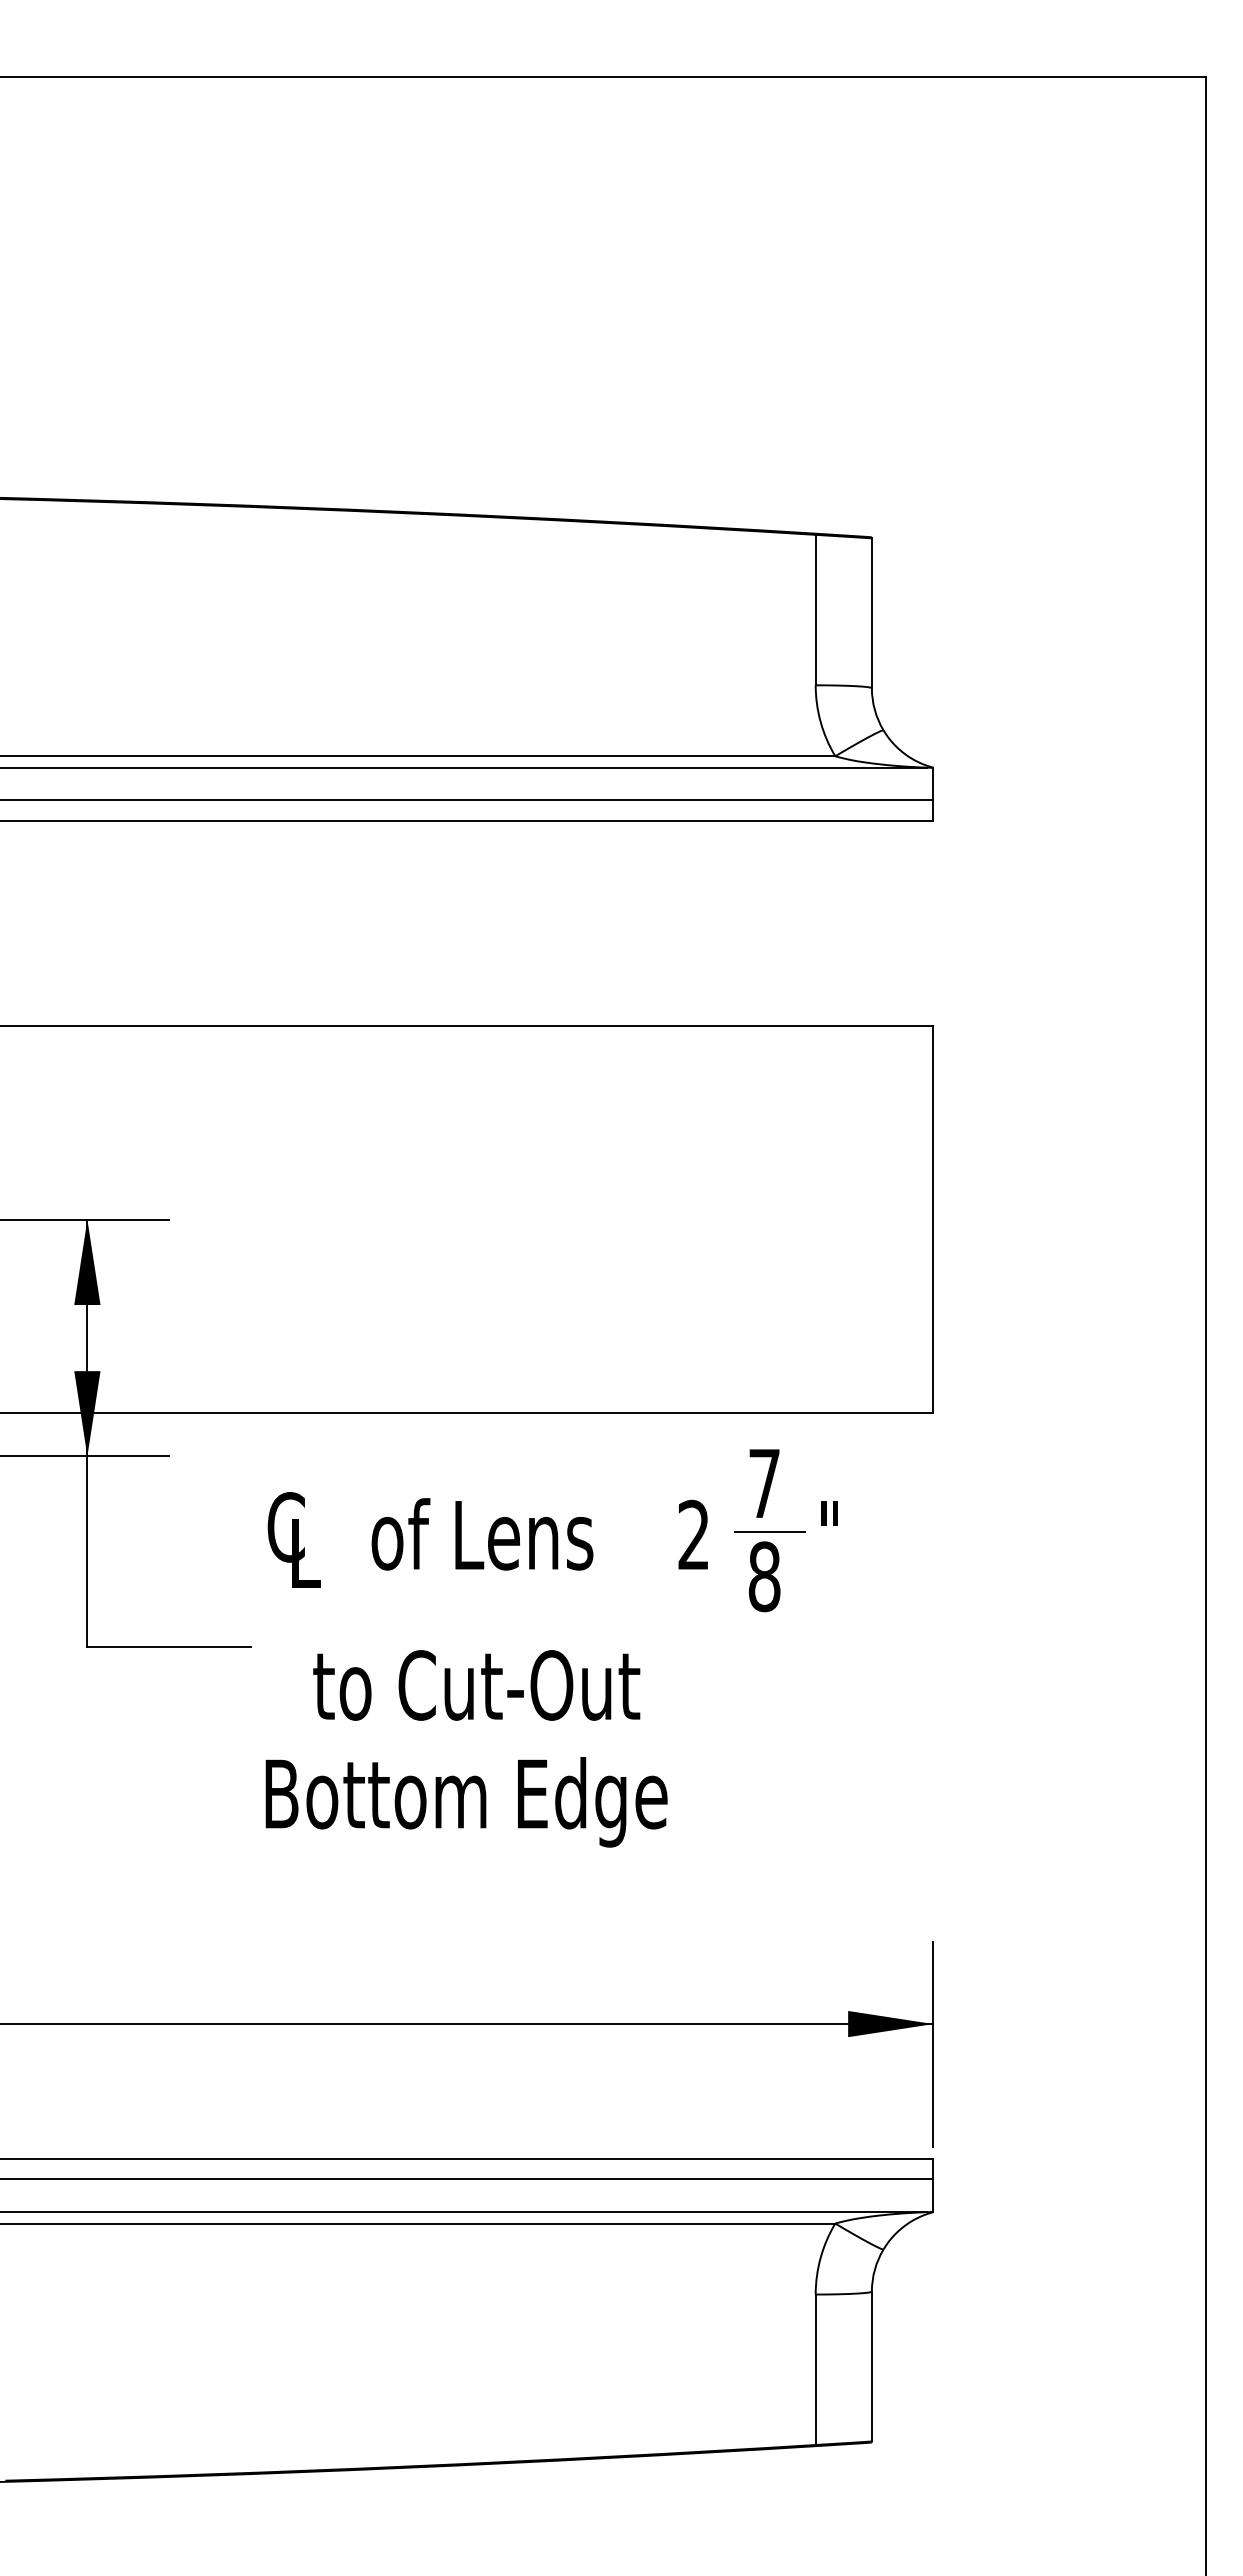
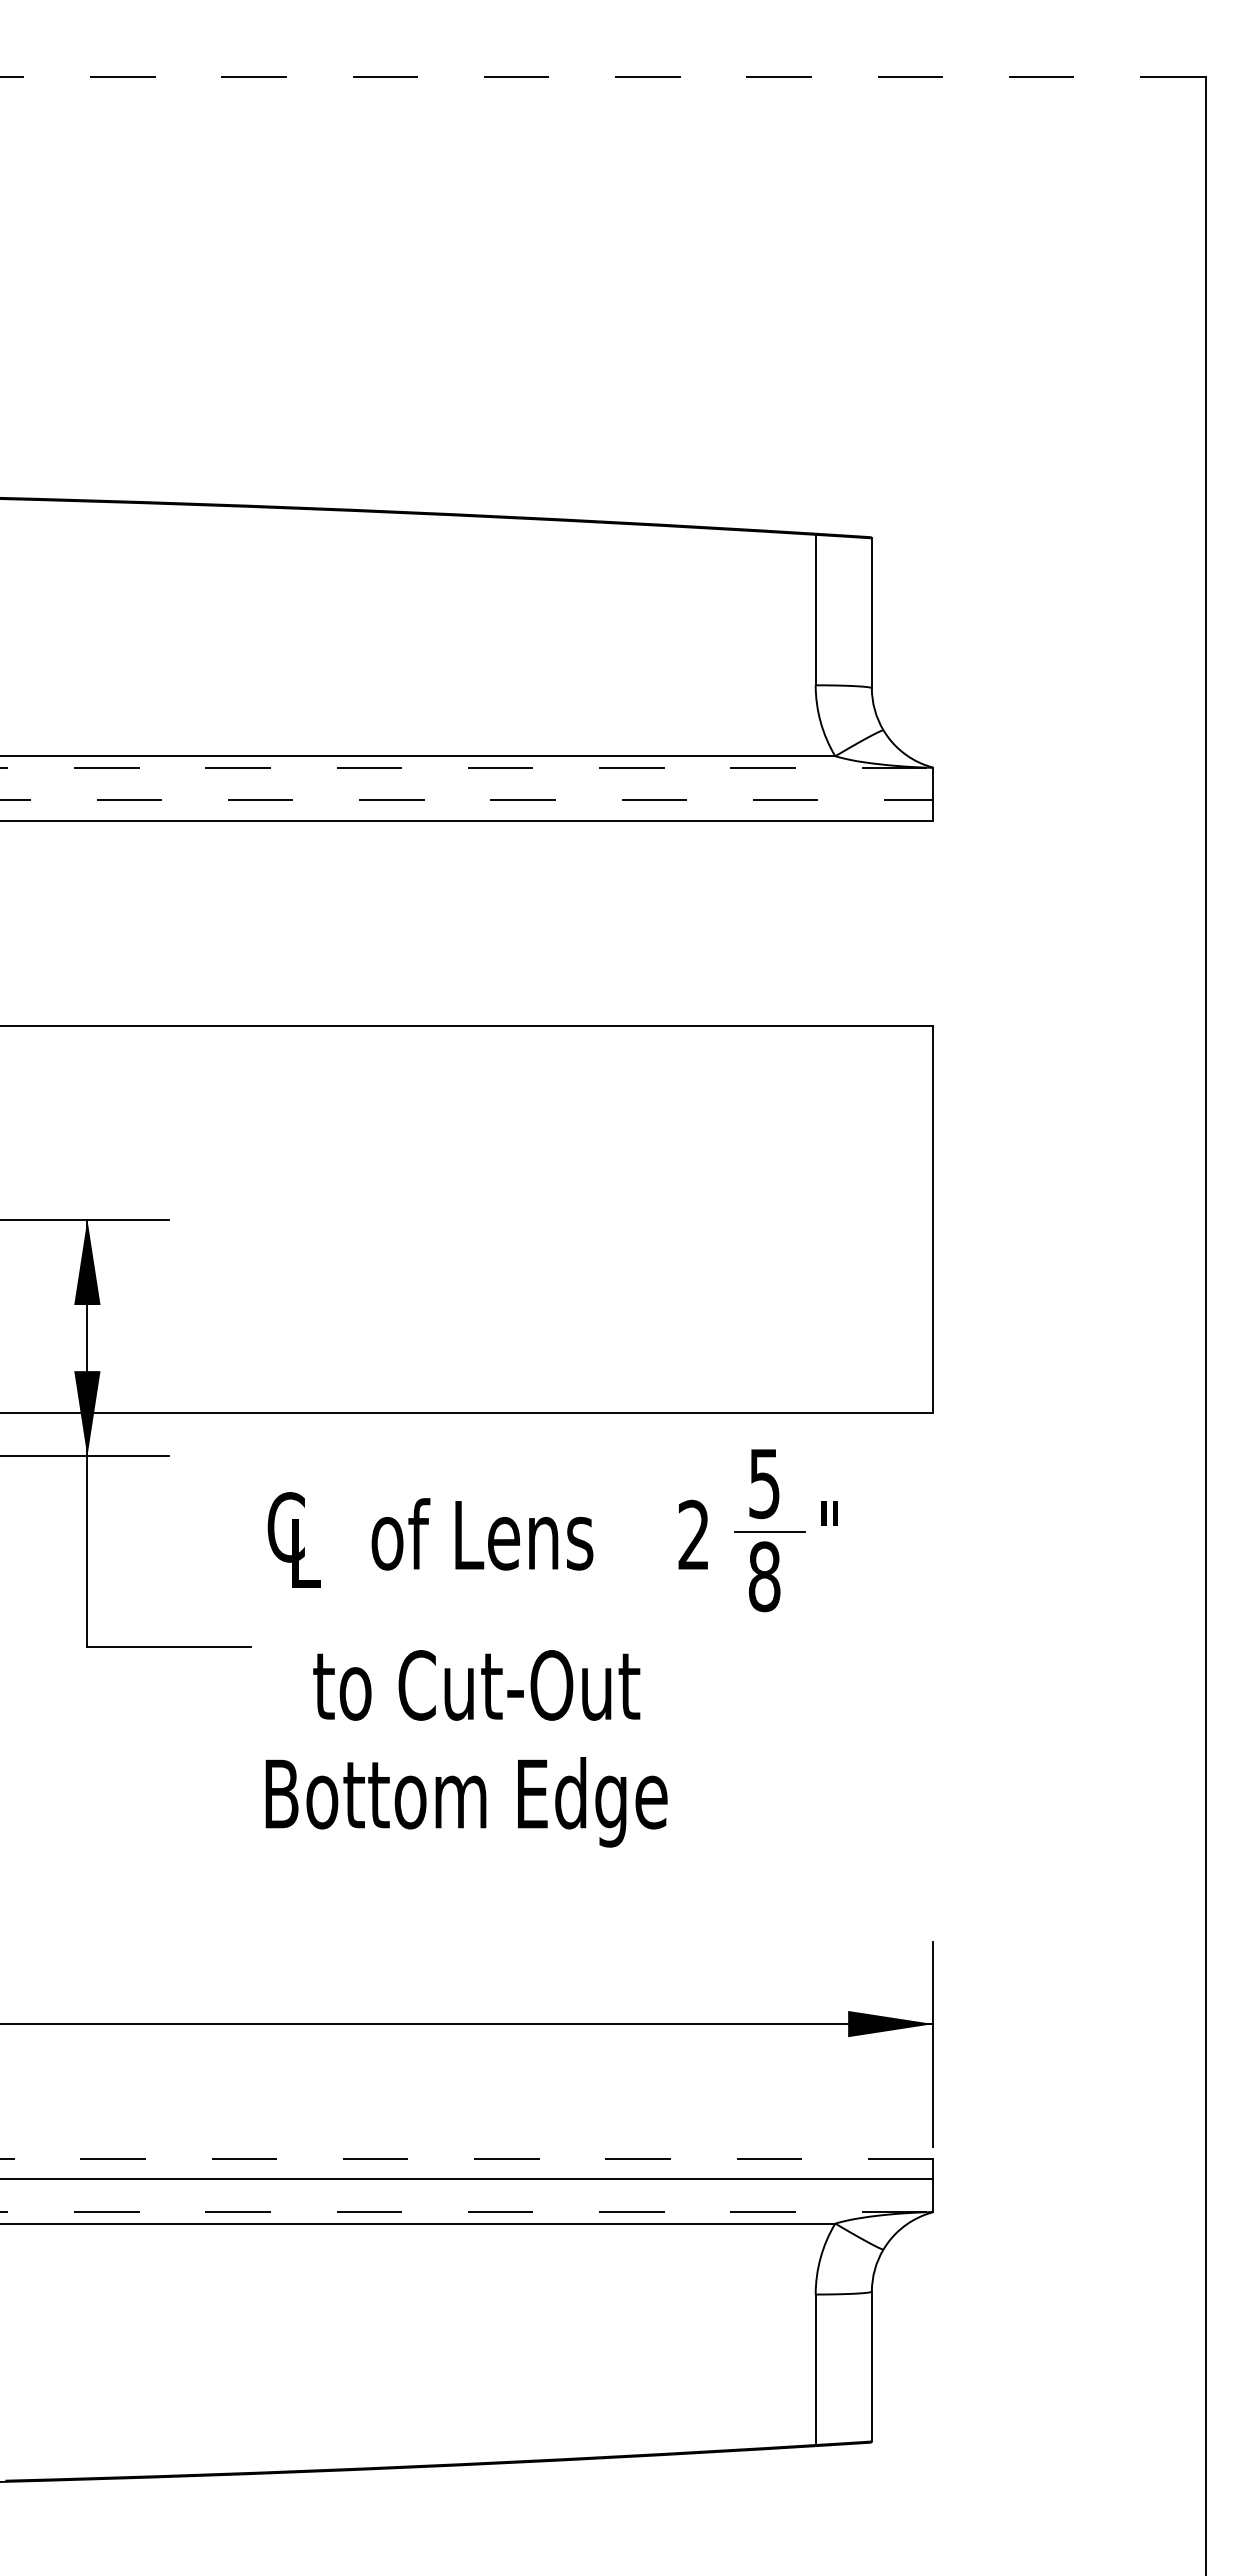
line: solid -> dashed (602, 77)
line: solid -> dashed (463, 767)
line: solid -> dashed (467, 800)
text: 7 -> 5 (764, 1484)
line: solid -> dashed (466, 2158)
line: solid -> dashed (463, 2212)
